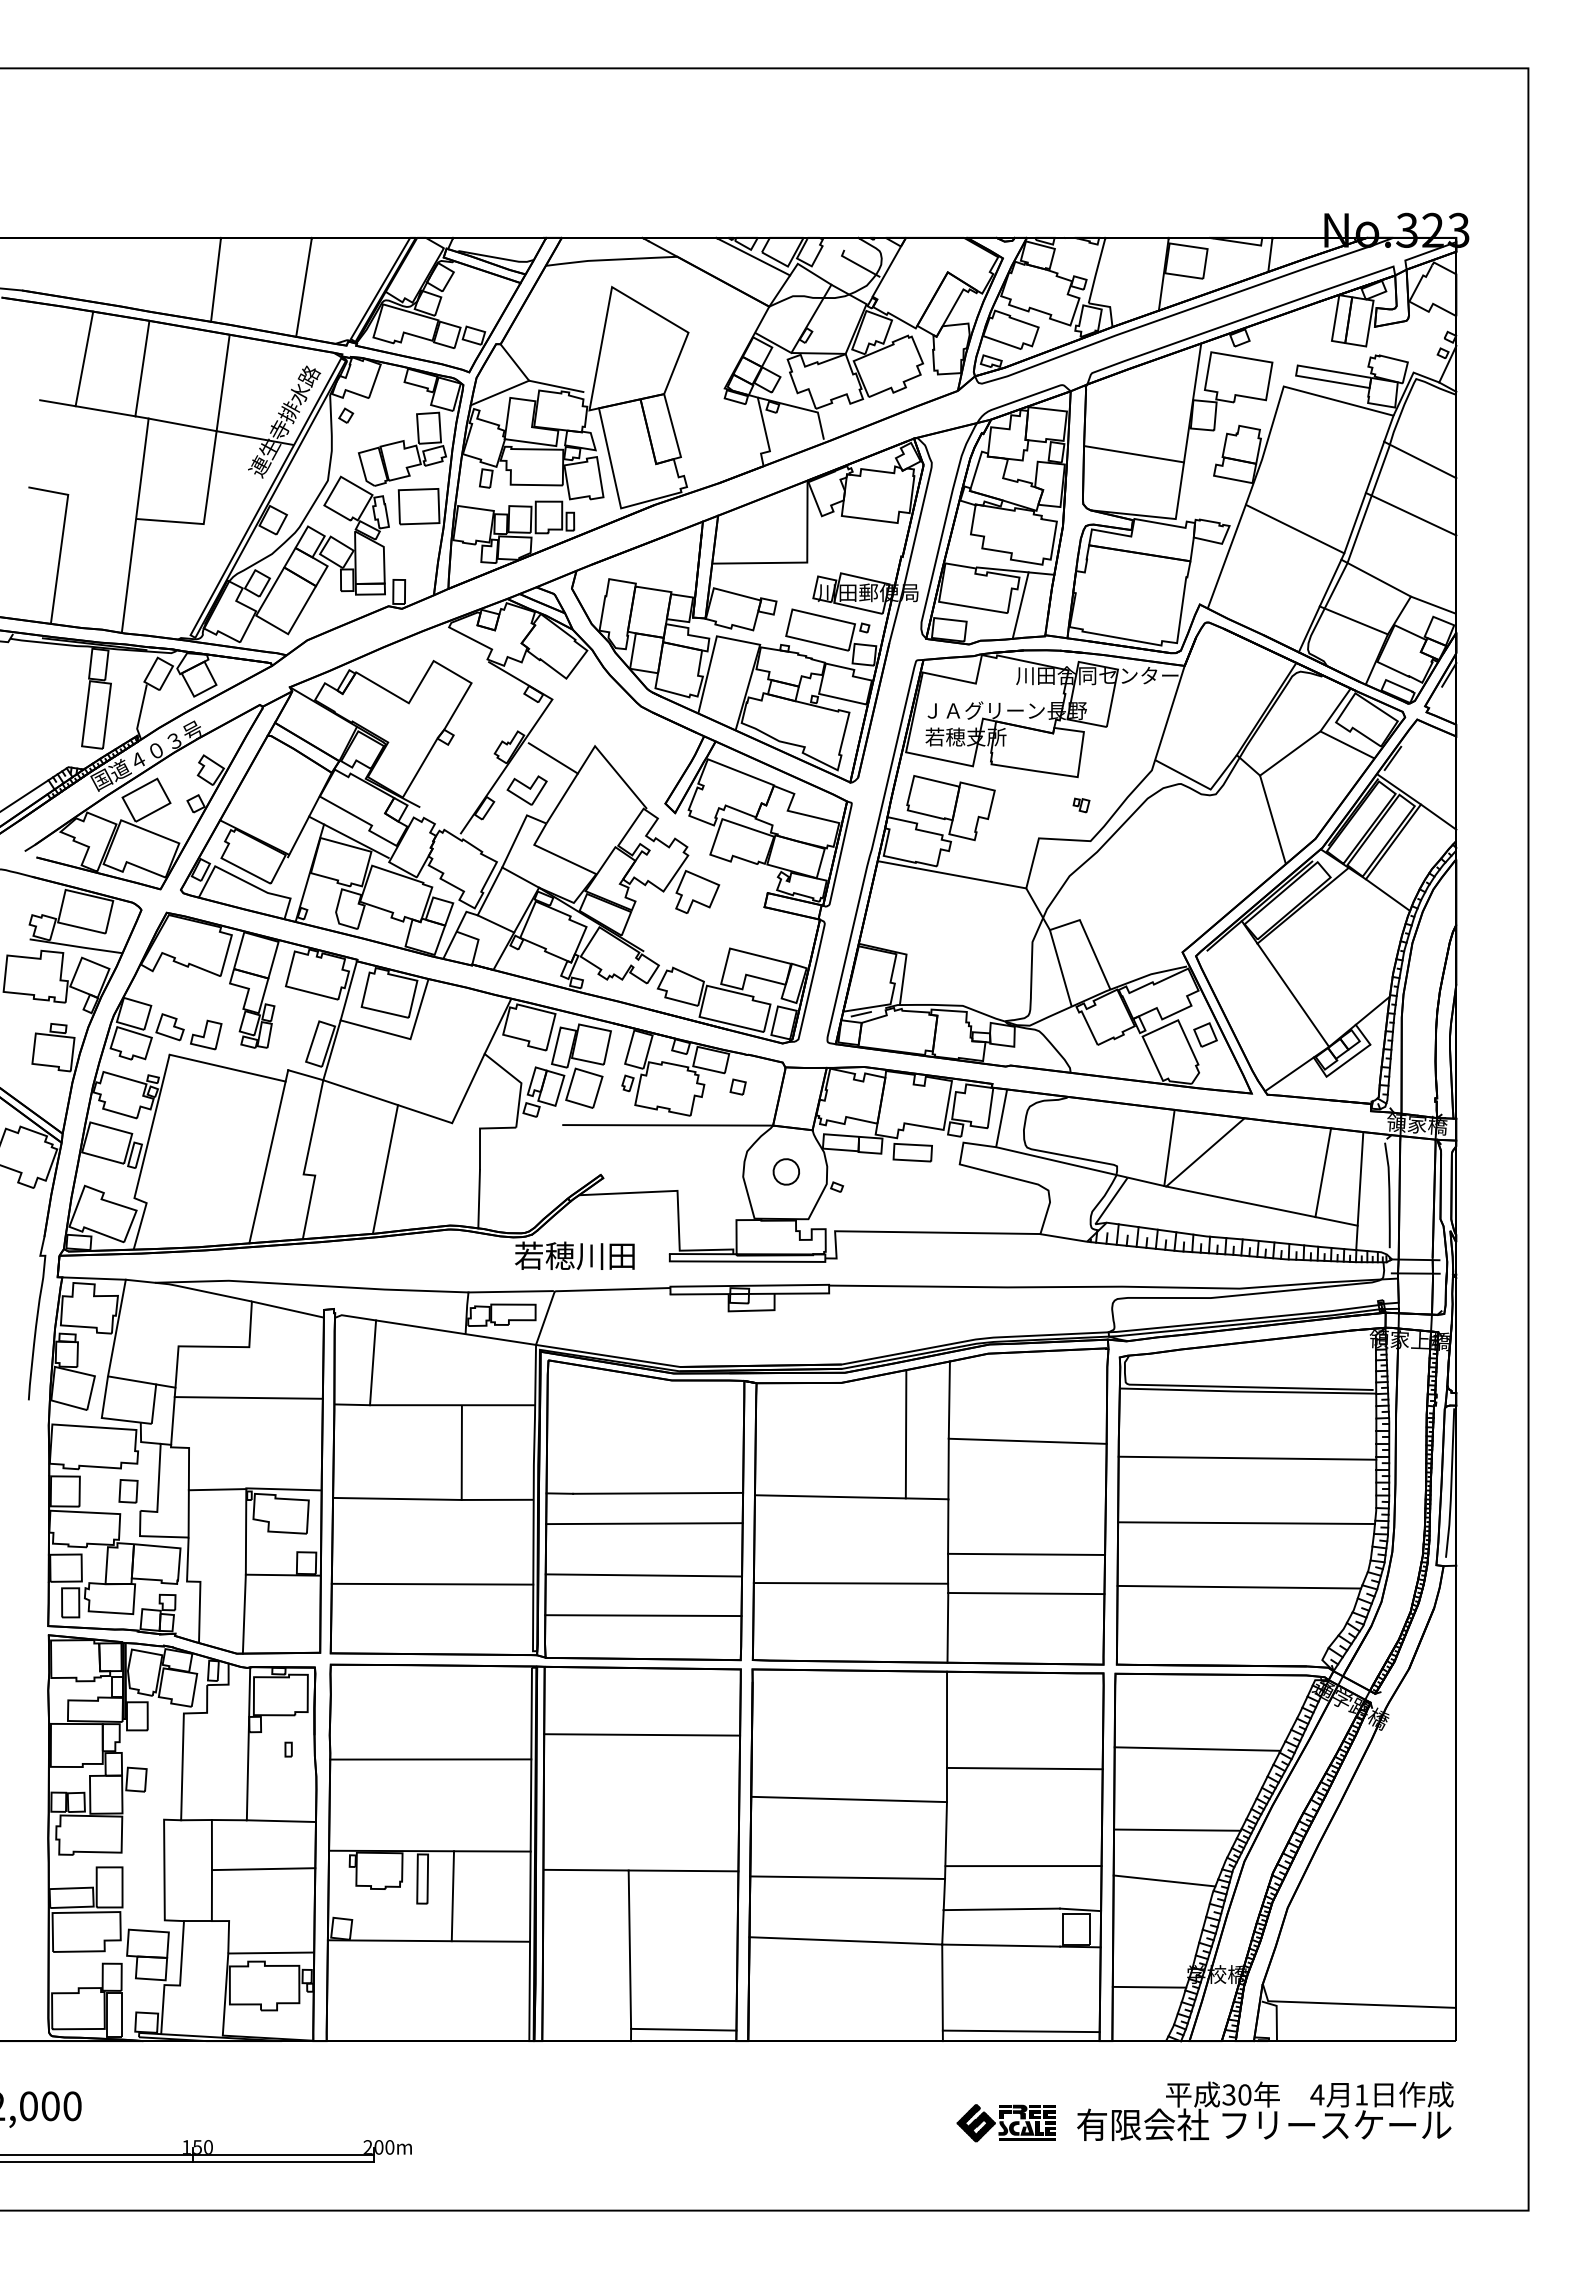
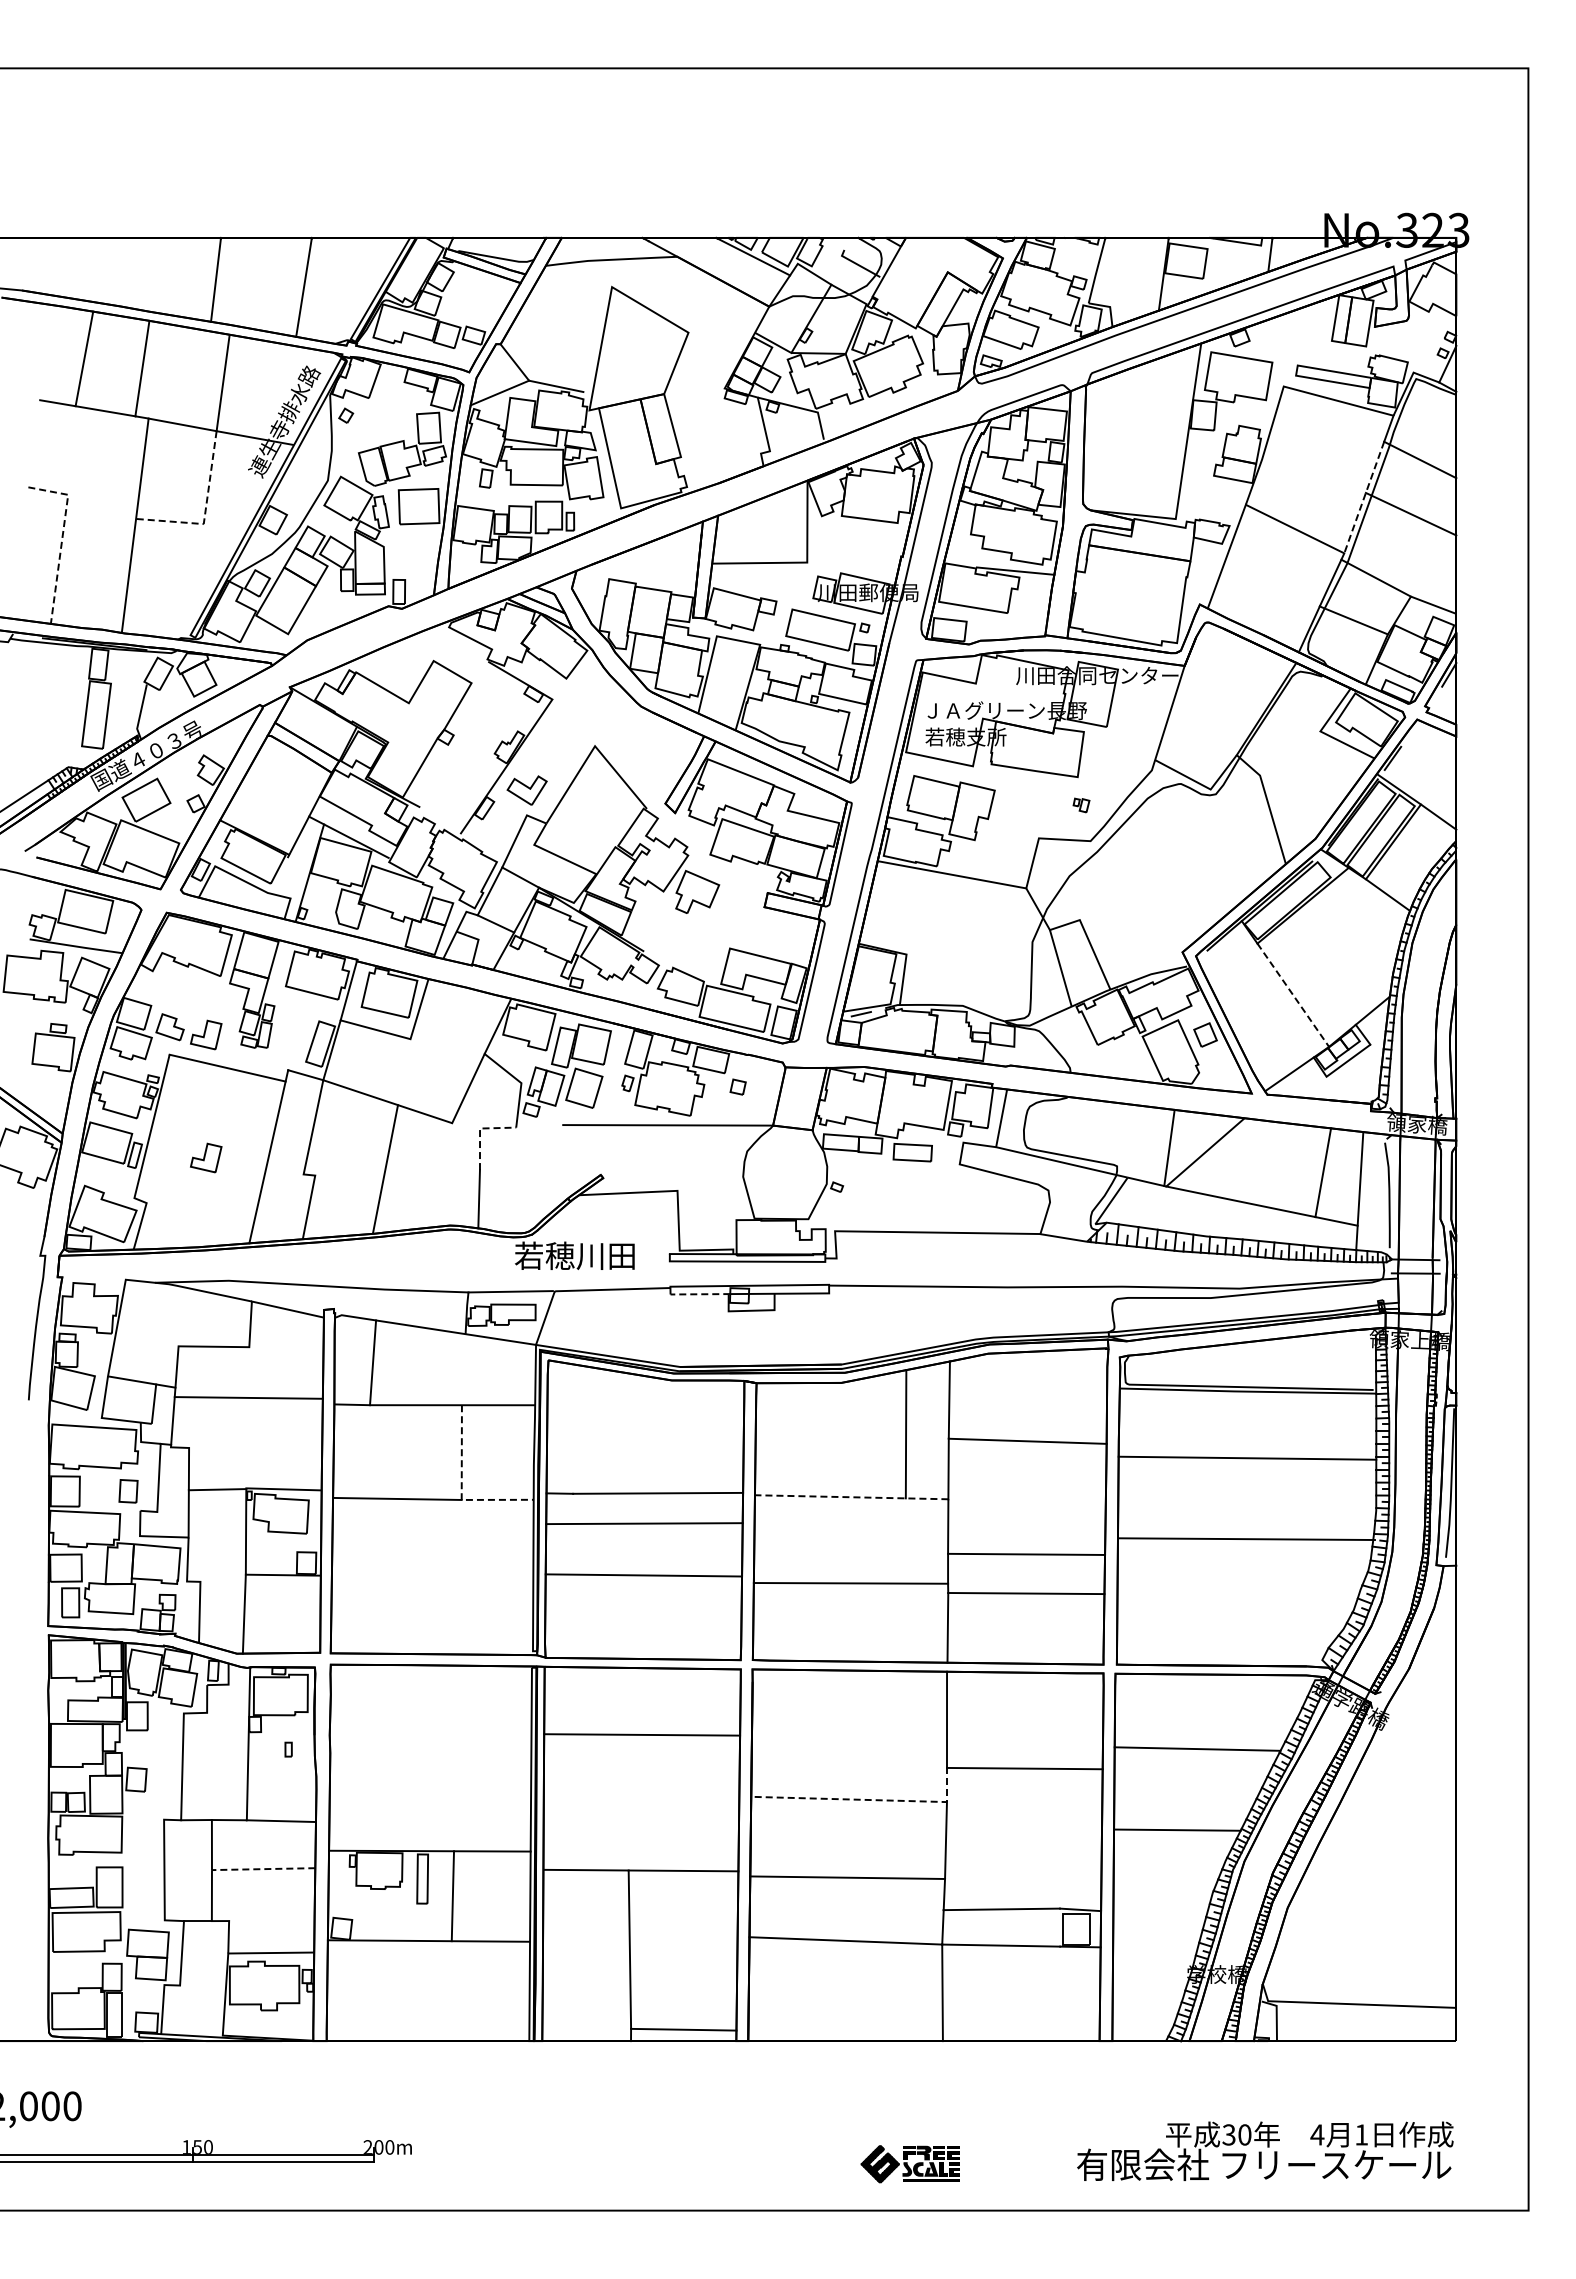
line: present -> none (1134, 454)
line: solid -> dashed (1364, 498)
line: solid -> dashed (205, 512)
line: solid -> dashed (62, 539)
line: present -> none (1020, 605)
line: present -> none (1290, 753)
line: present -> none (552, 758)
line: solid -> dashed (1293, 995)
line: solid -> dashed (480, 1130)
part: none -> present (206, 1157)
part: present -> none (785, 1171)
line: present -> none (93, 1278)
line: solid -> dashed (700, 1294)
line: solid -> dashed (461, 1490)
line: solid -> dashed (851, 1497)
line position: (1246, 1523) -> (1246, 1539) (1246, 1539)
line: present -> none (432, 1583)
line: present -> none (1239, 1586)
line: present -> none (643, 1615)
line: present -> none (430, 1759)
line: solid -> dashed (867, 1799)
line: present -> none (1023, 1866)
line: solid -> dashed (263, 1869)
line: present -> none (1164, 1880)
line: present -> none (1149, 1986)
line: present -> none (1020, 2031)
text position: (1265, 2110) -> (1265, 2150) (1265, 2150)
part position: (1005, 2123) -> (909, 2164) (909, 2164)
